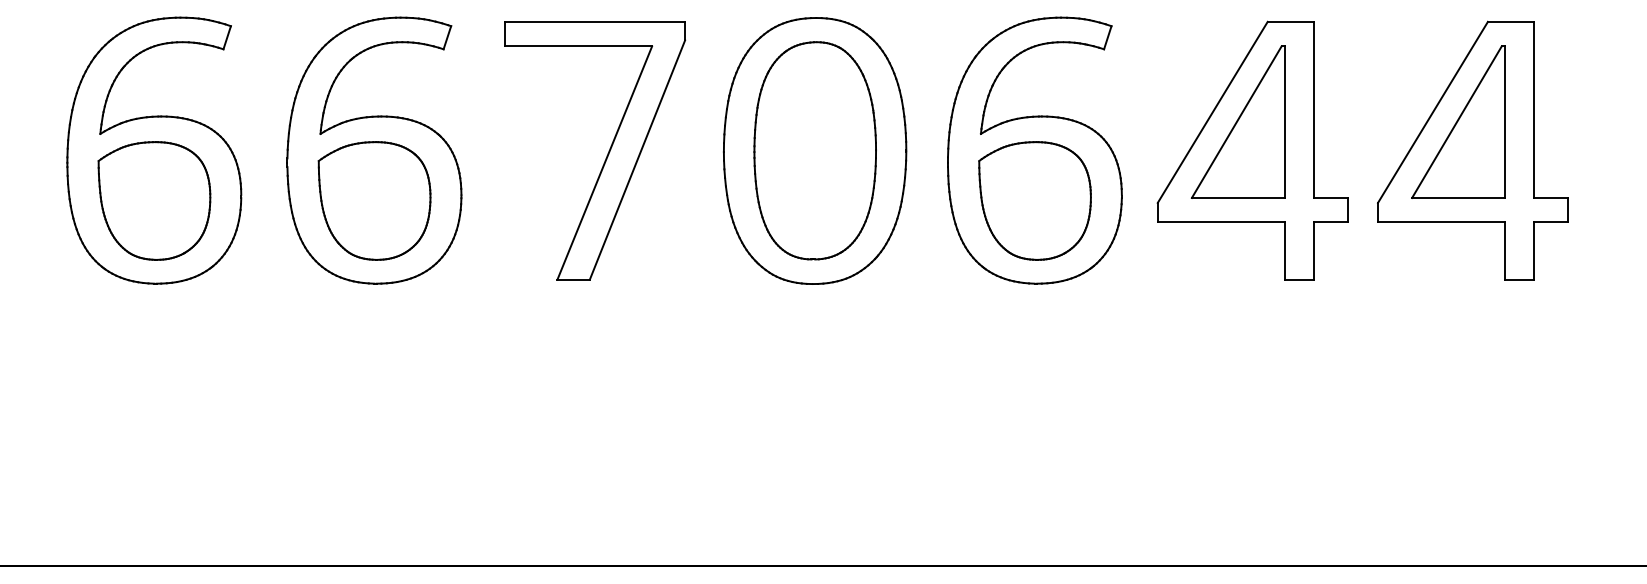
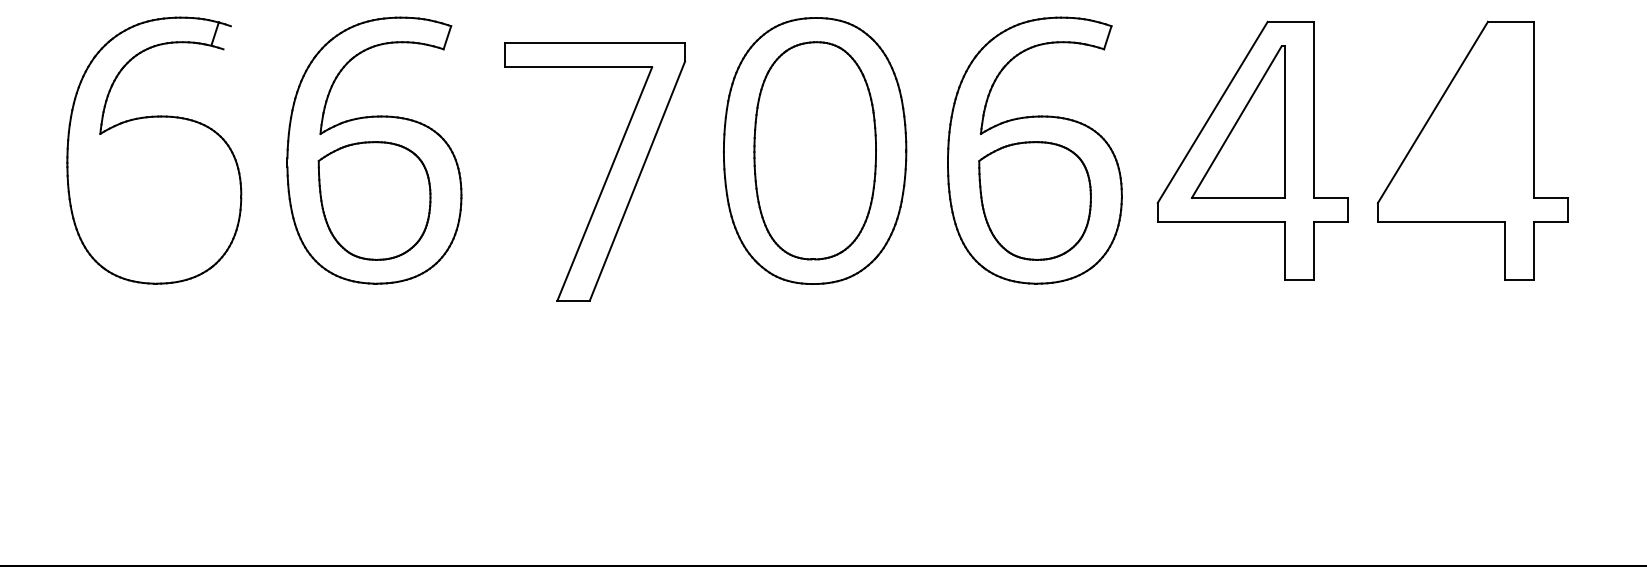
line position: (226, 37) -> (214, 33) (214, 33)
part: present -> none (1458, 121)
part position: (606, 155) -> (606, 176) (606, 176)
part: present -> none (154, 200)
